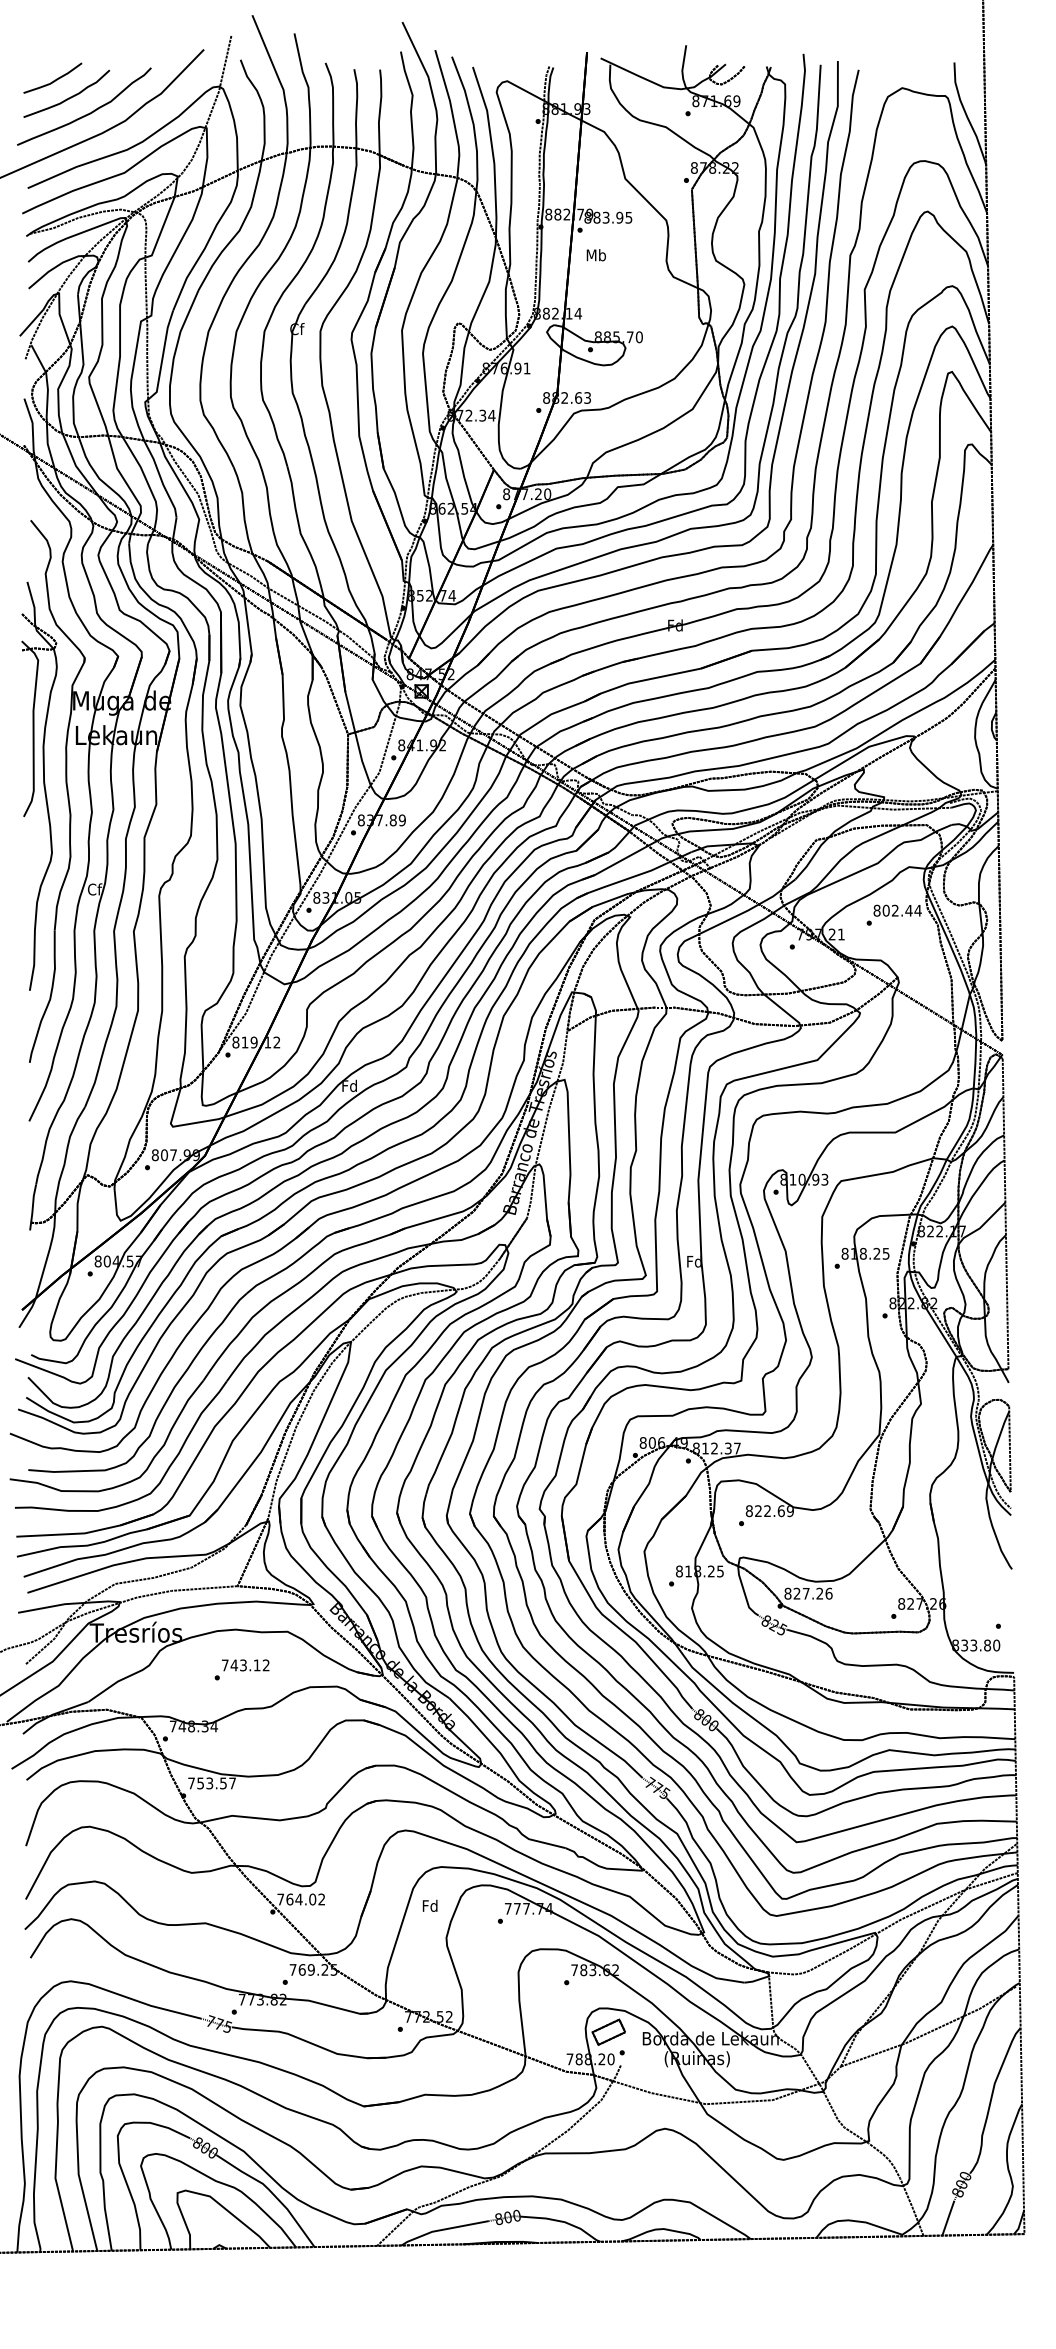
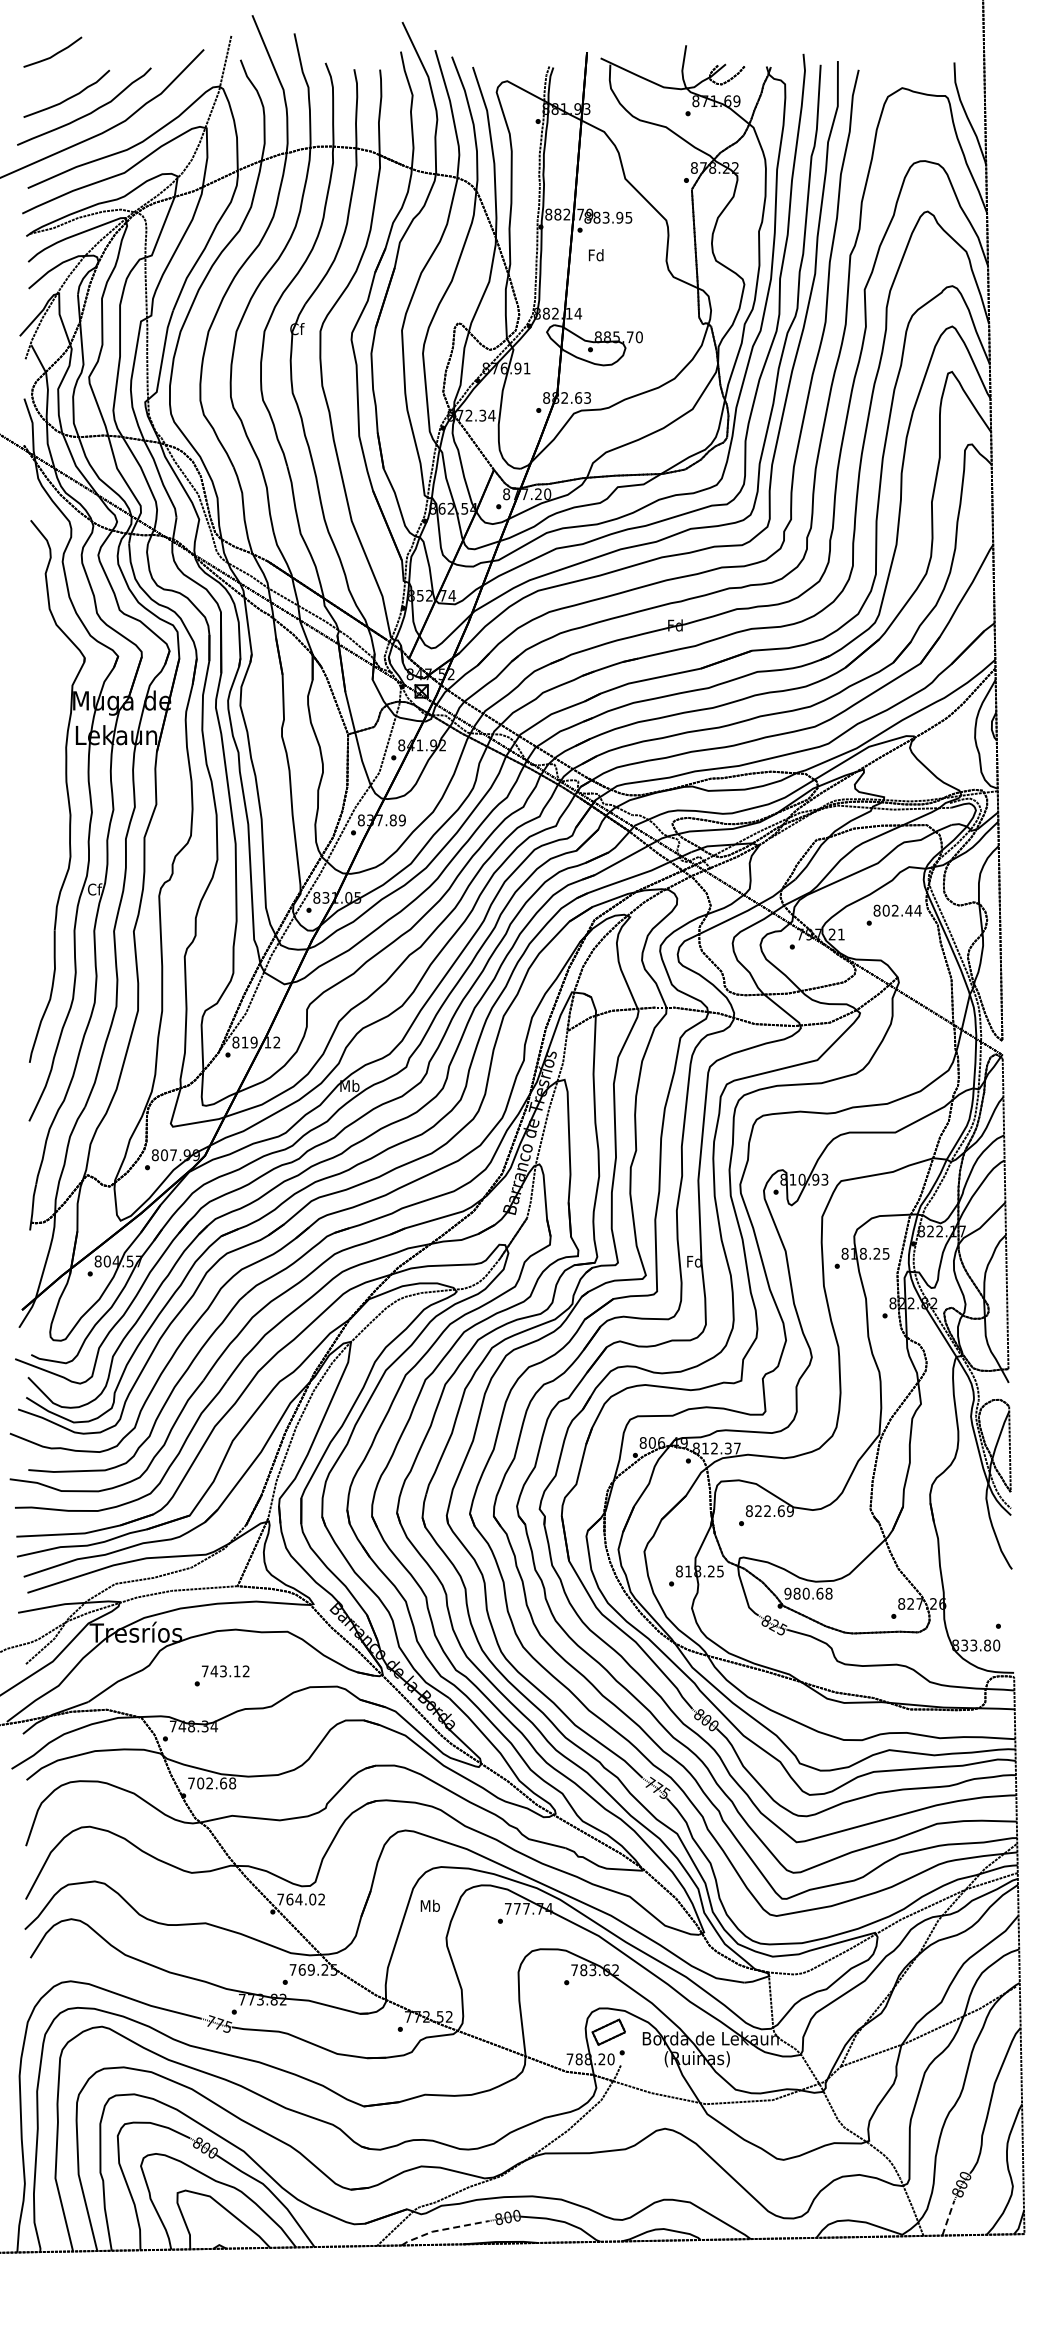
curve position: (53, 80) -> (53, 54) (53, 54)
text: Mb -> Fd (595, 255)
part: present -> none (39, 785)
text: Fd -> Mb (349, 1085)
text: 827.26 -> 980.68 (808, 1593)
text position: (241, 1669) -> (221, 1675) (221, 1675)
text: 753.57 -> 702.68 (216, 1783)
text: Fd -> Mb (429, 1905)
line: solid -> dashed (948, 2217)
line: solid -> dashed (442, 2229)
